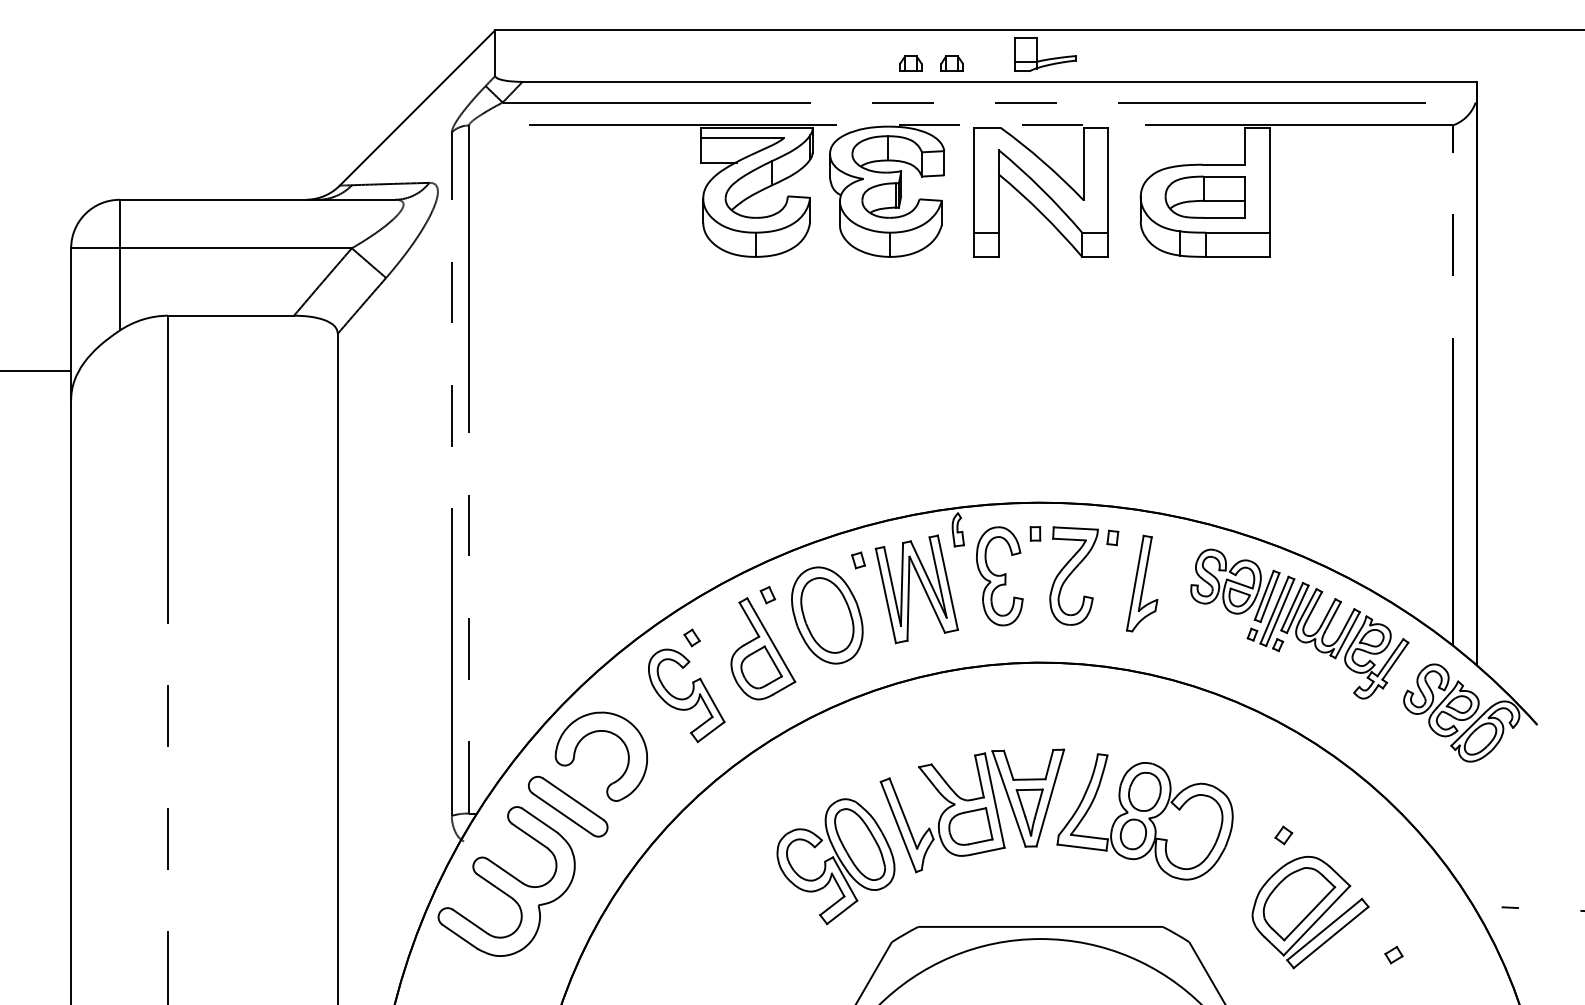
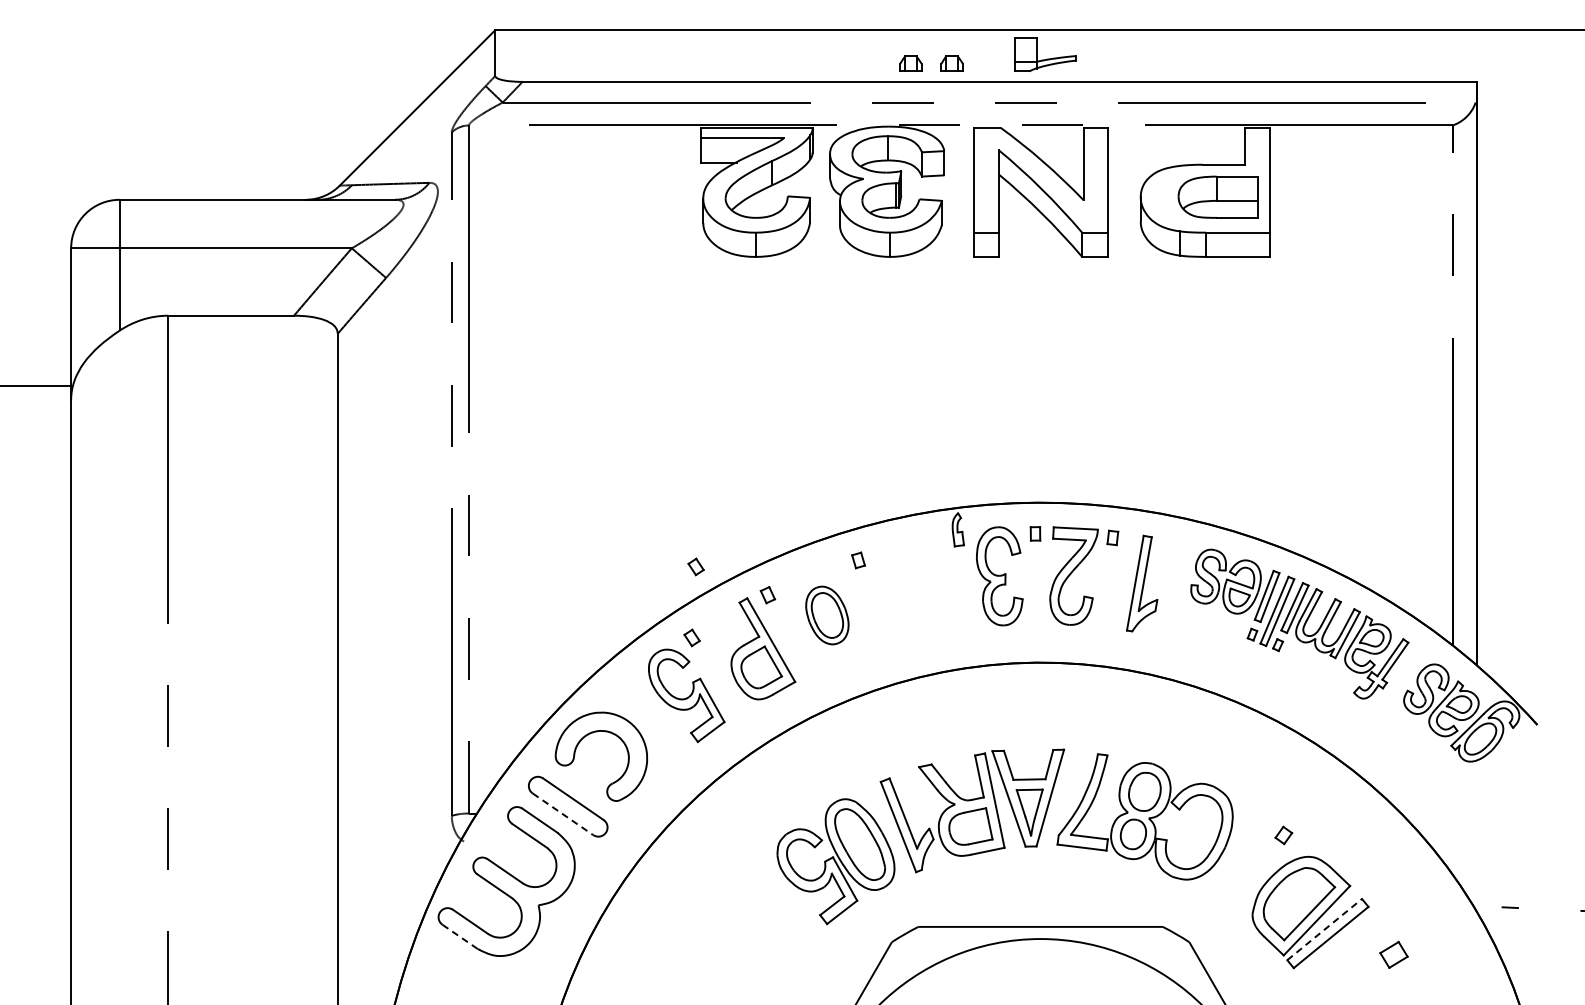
part position: (1204, 196) -> (1217, 196) (1217, 196)
line position: (36, 370) -> (36, 385) (36, 385)
part: none -> present (695, 566)
part: present -> none (922, 586)
part size: 73x99 px -> 45x61 px (827, 615)
line: solid -> dashed (563, 814)
line: solid -> dashed (1325, 929)
line: solid -> dashed (460, 937)
part size: 20x19 px -> 30x29 px (1393, 954)
